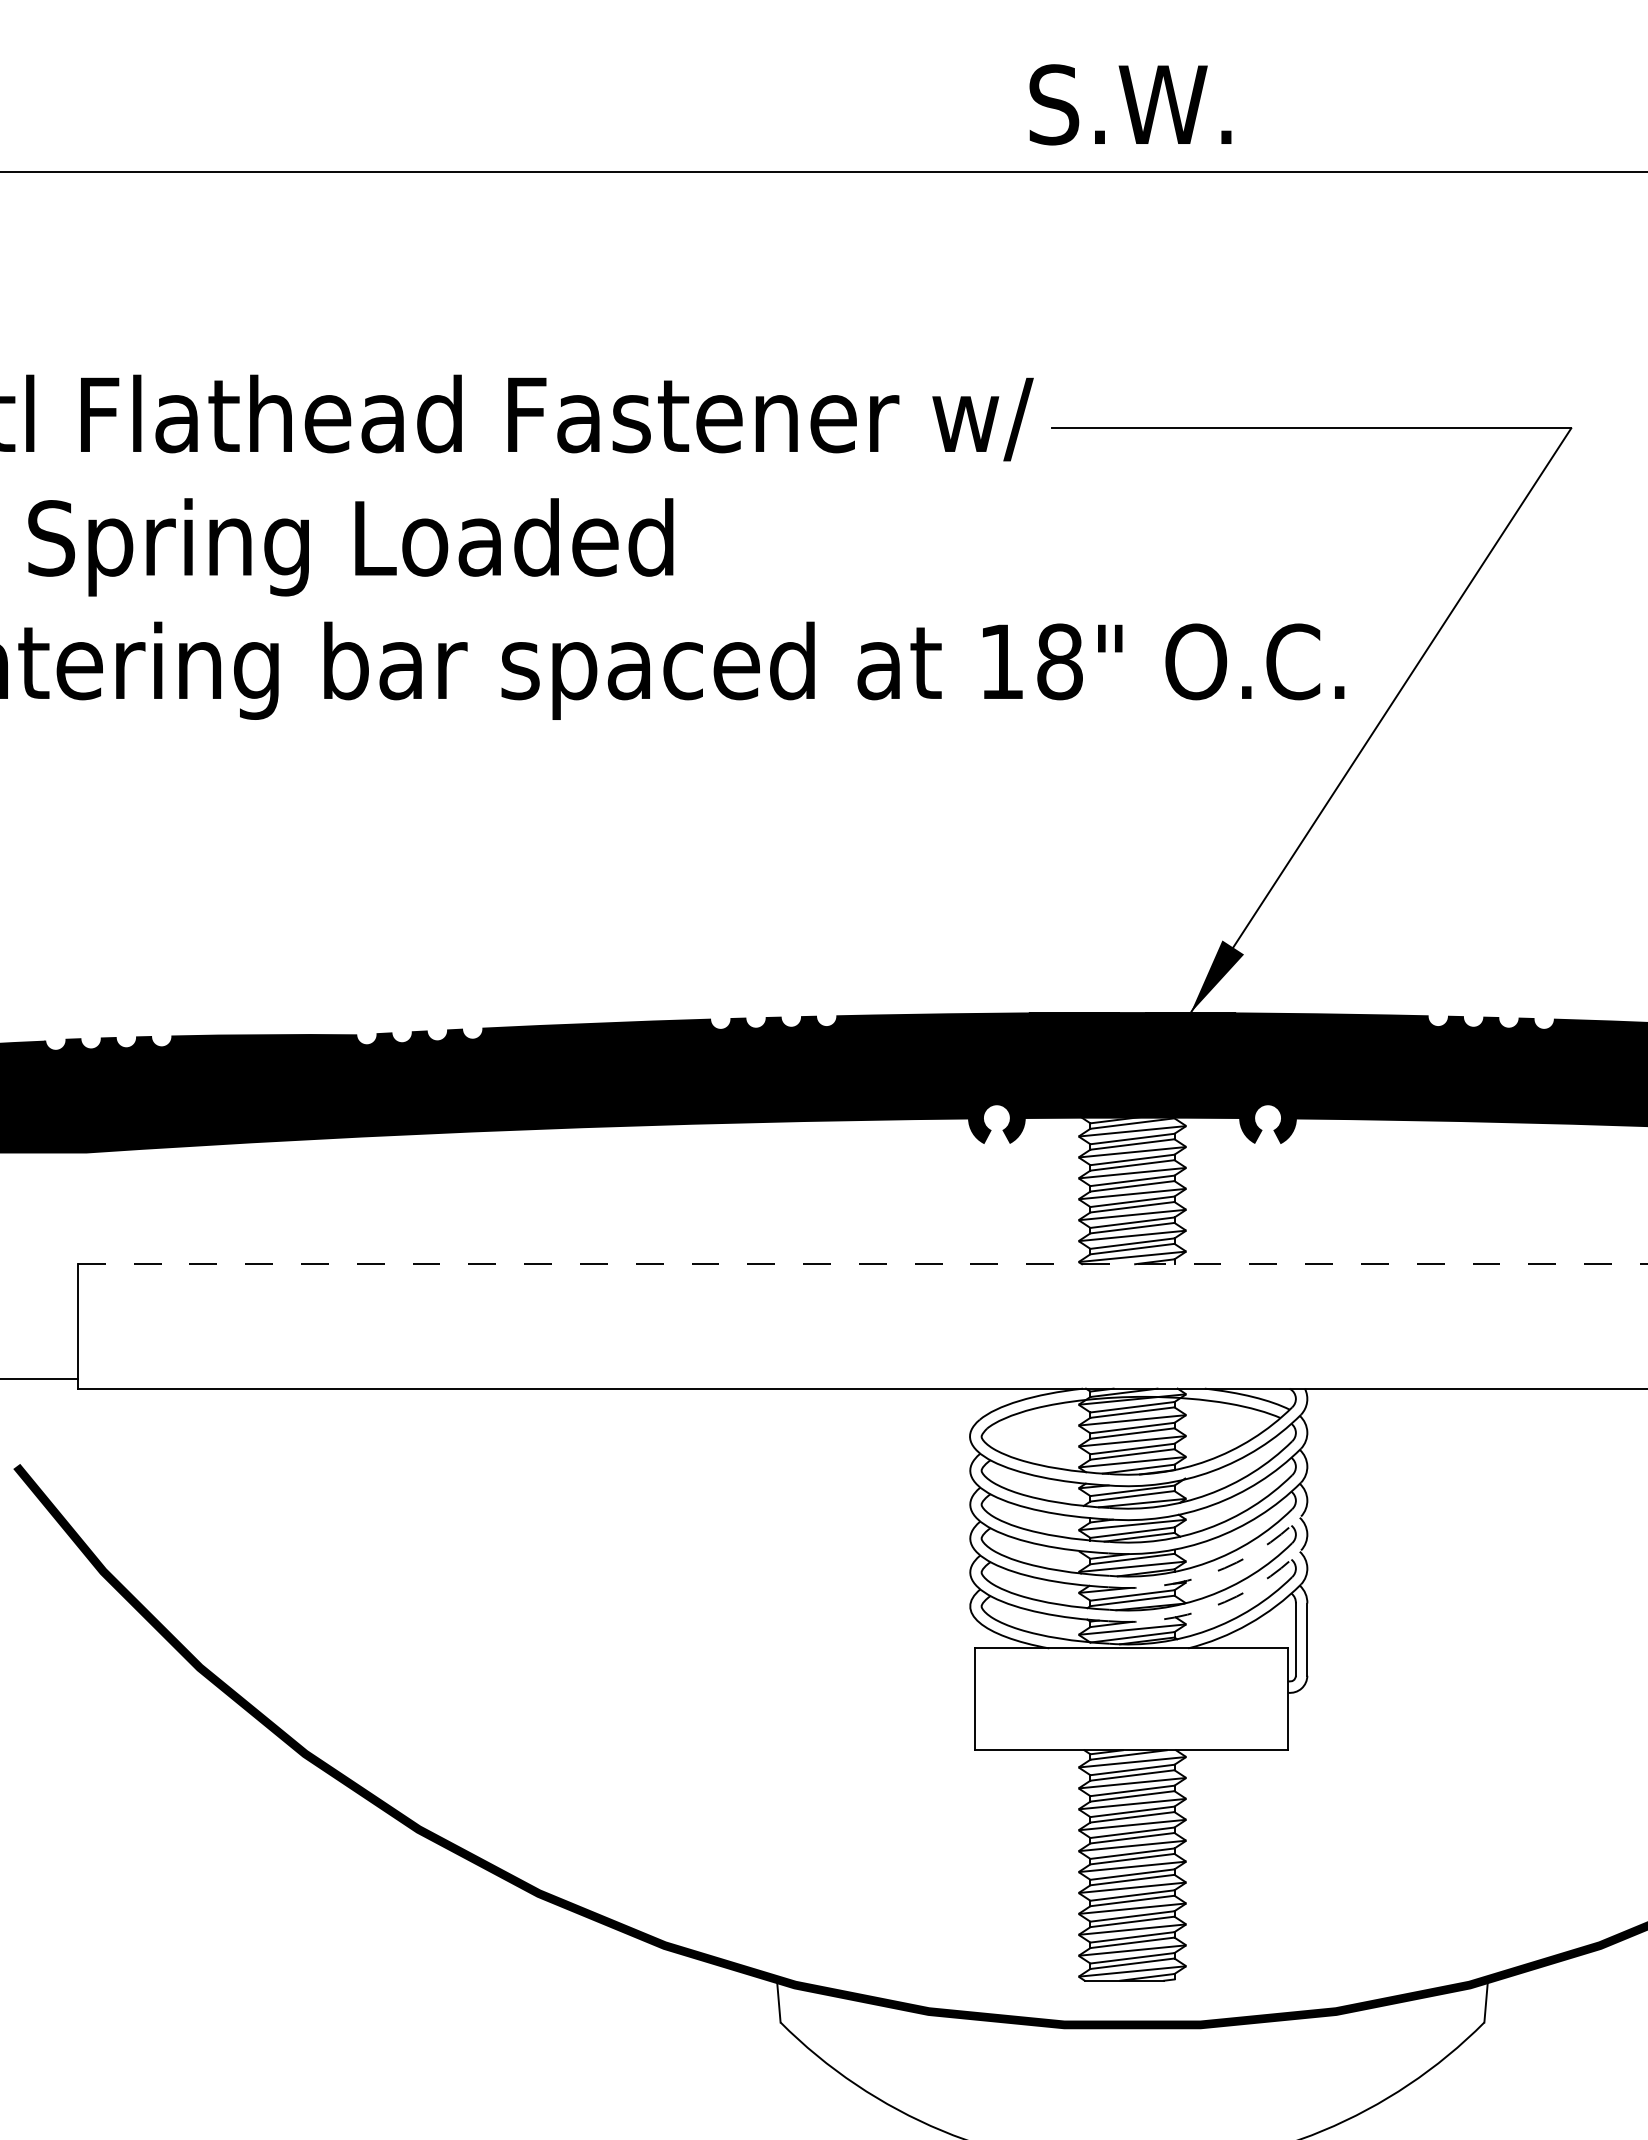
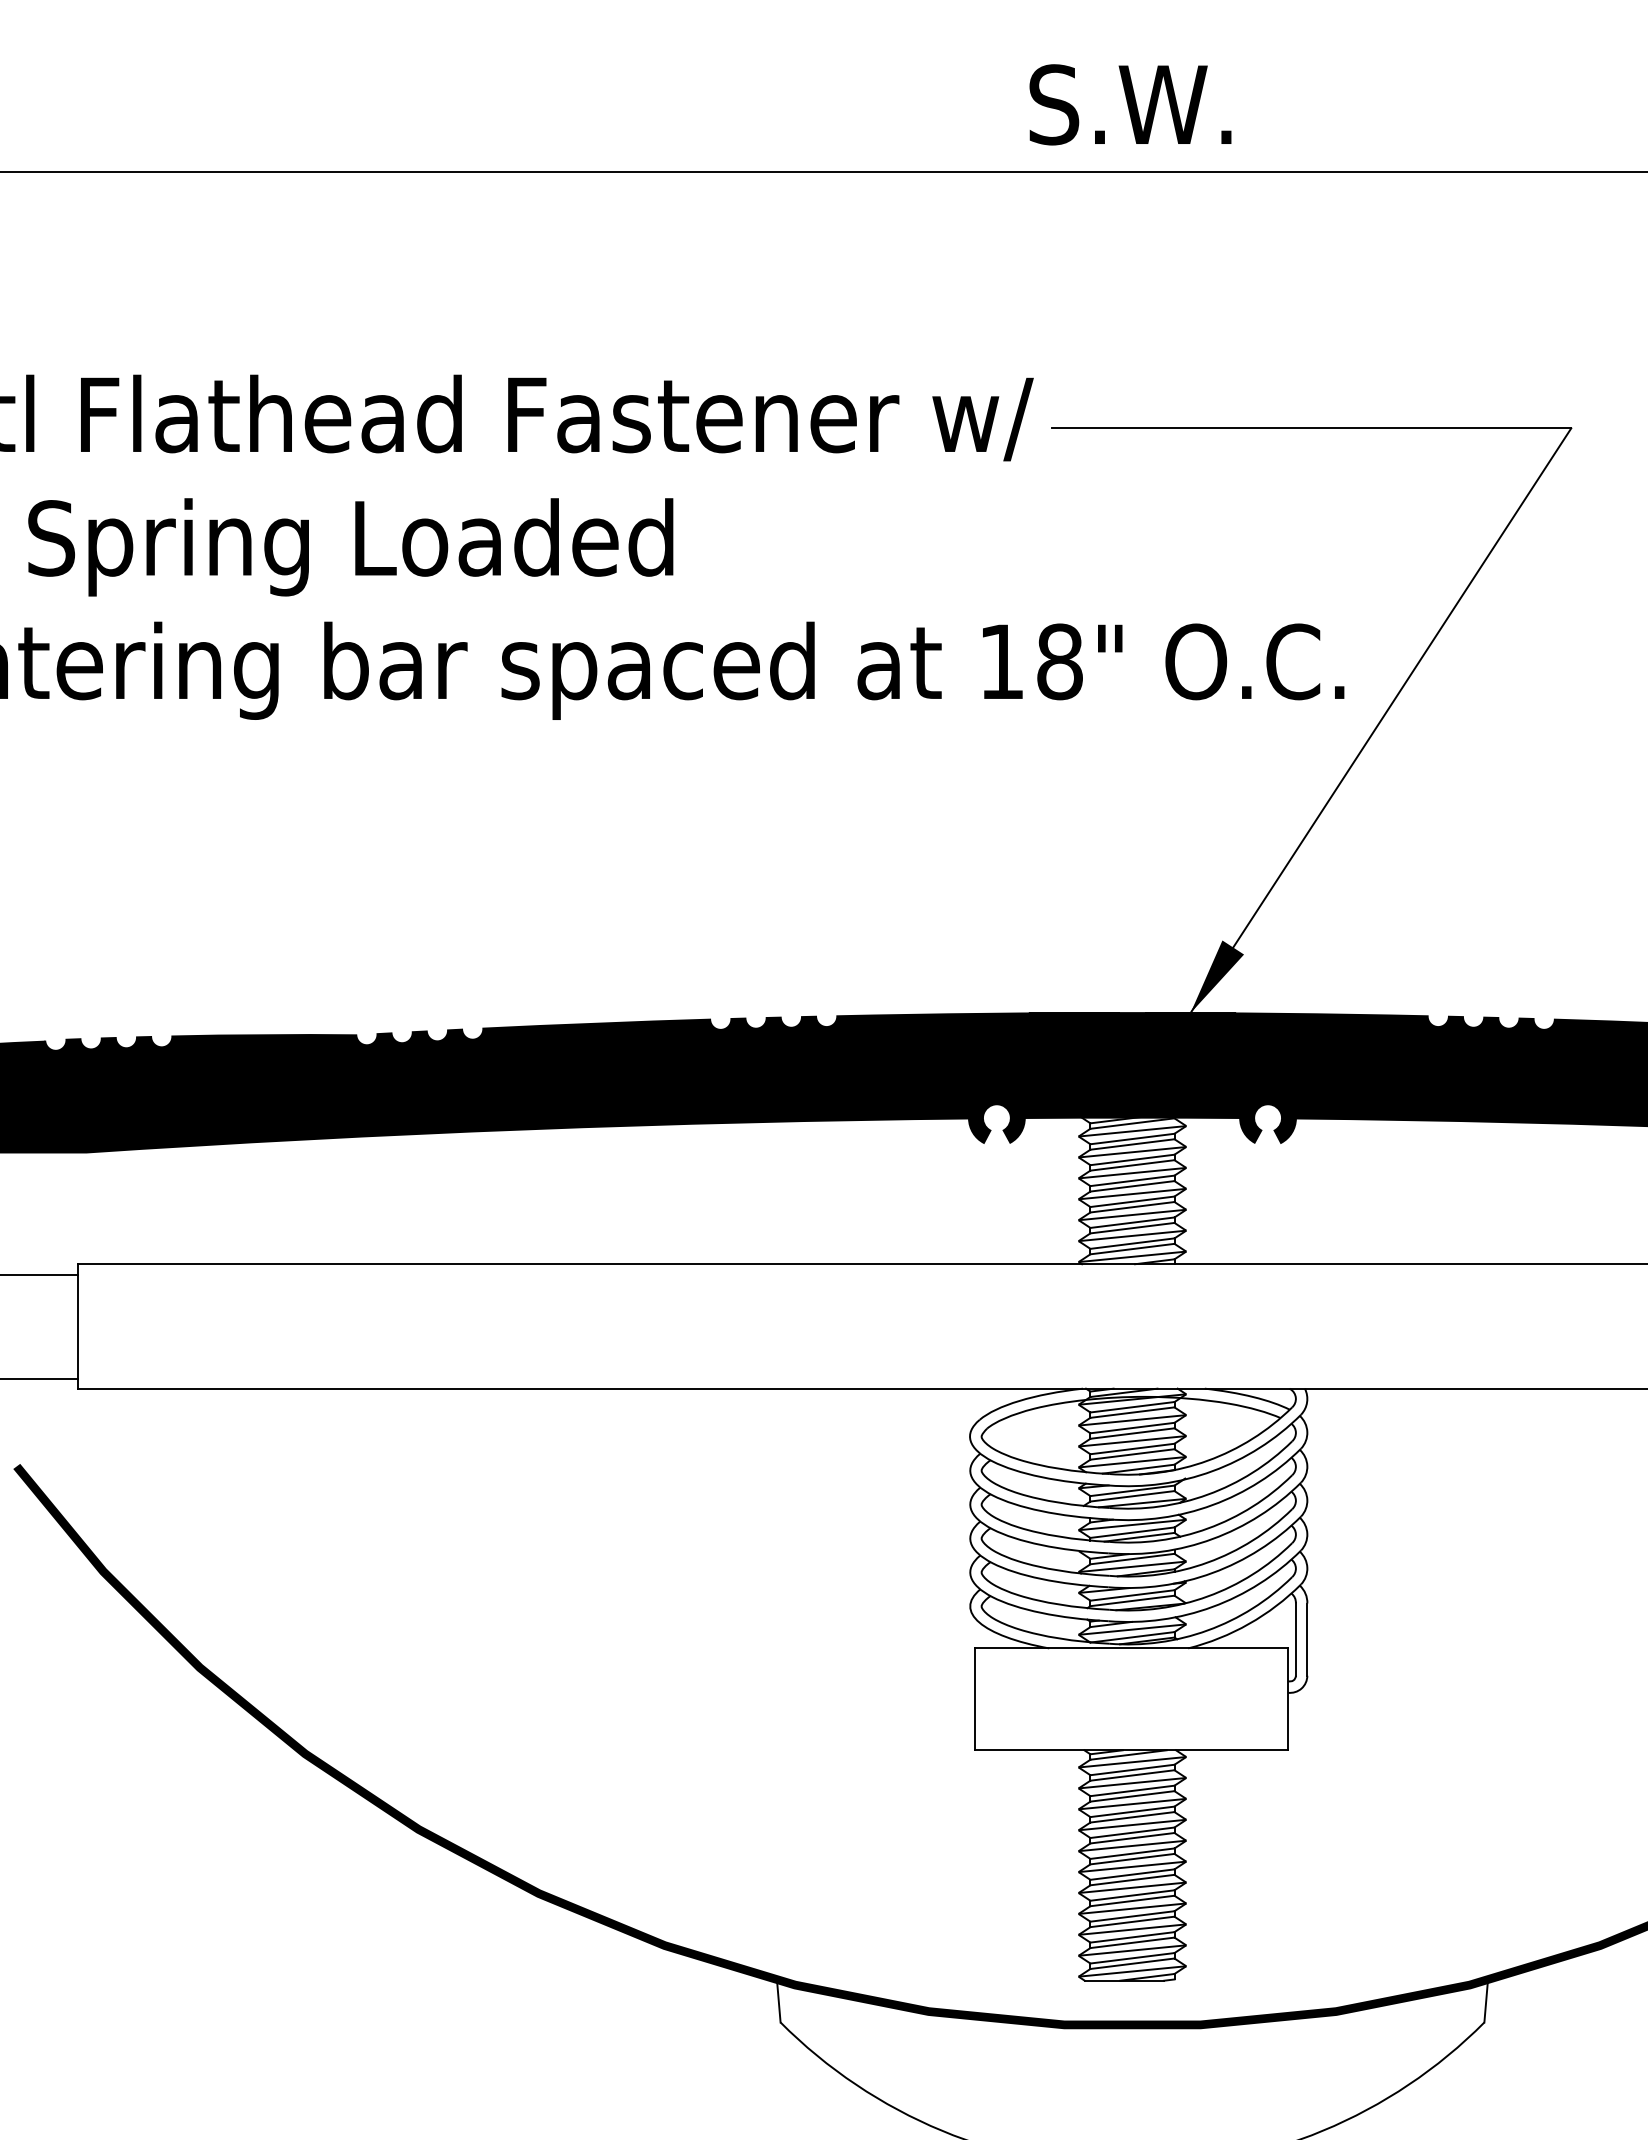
line: dashed -> solid (862, 1264)
line: none -> present (39, 1274)
arc: dashed -> solid (1212, 1572)
arc: dashed -> solid (1212, 1606)
